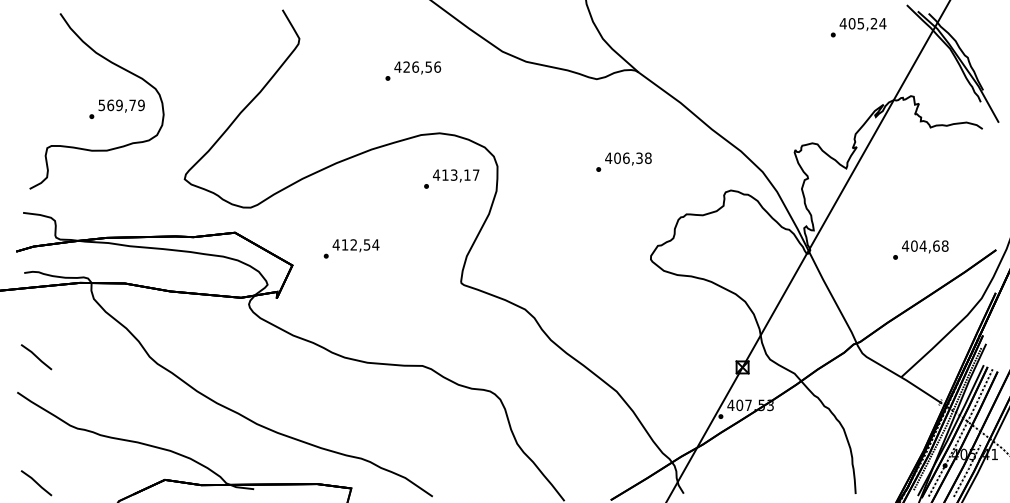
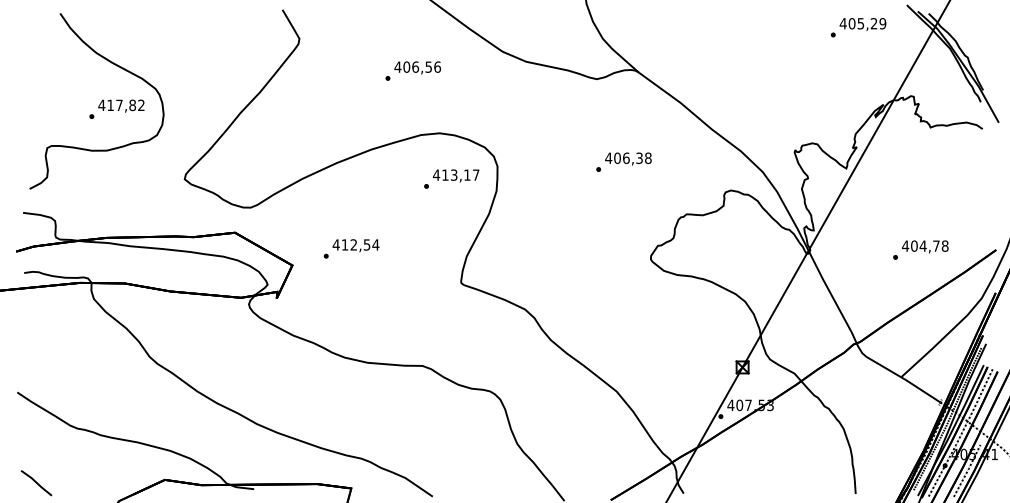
text: 405,24 -> 405,29 (882, 23)
text: 426,56 -> 406,56 (406, 66)
text: 569,79 -> 417,82 (121, 105)
text: 404,68 -> 404,78 (936, 245)
line: present -> none (36, 357)
